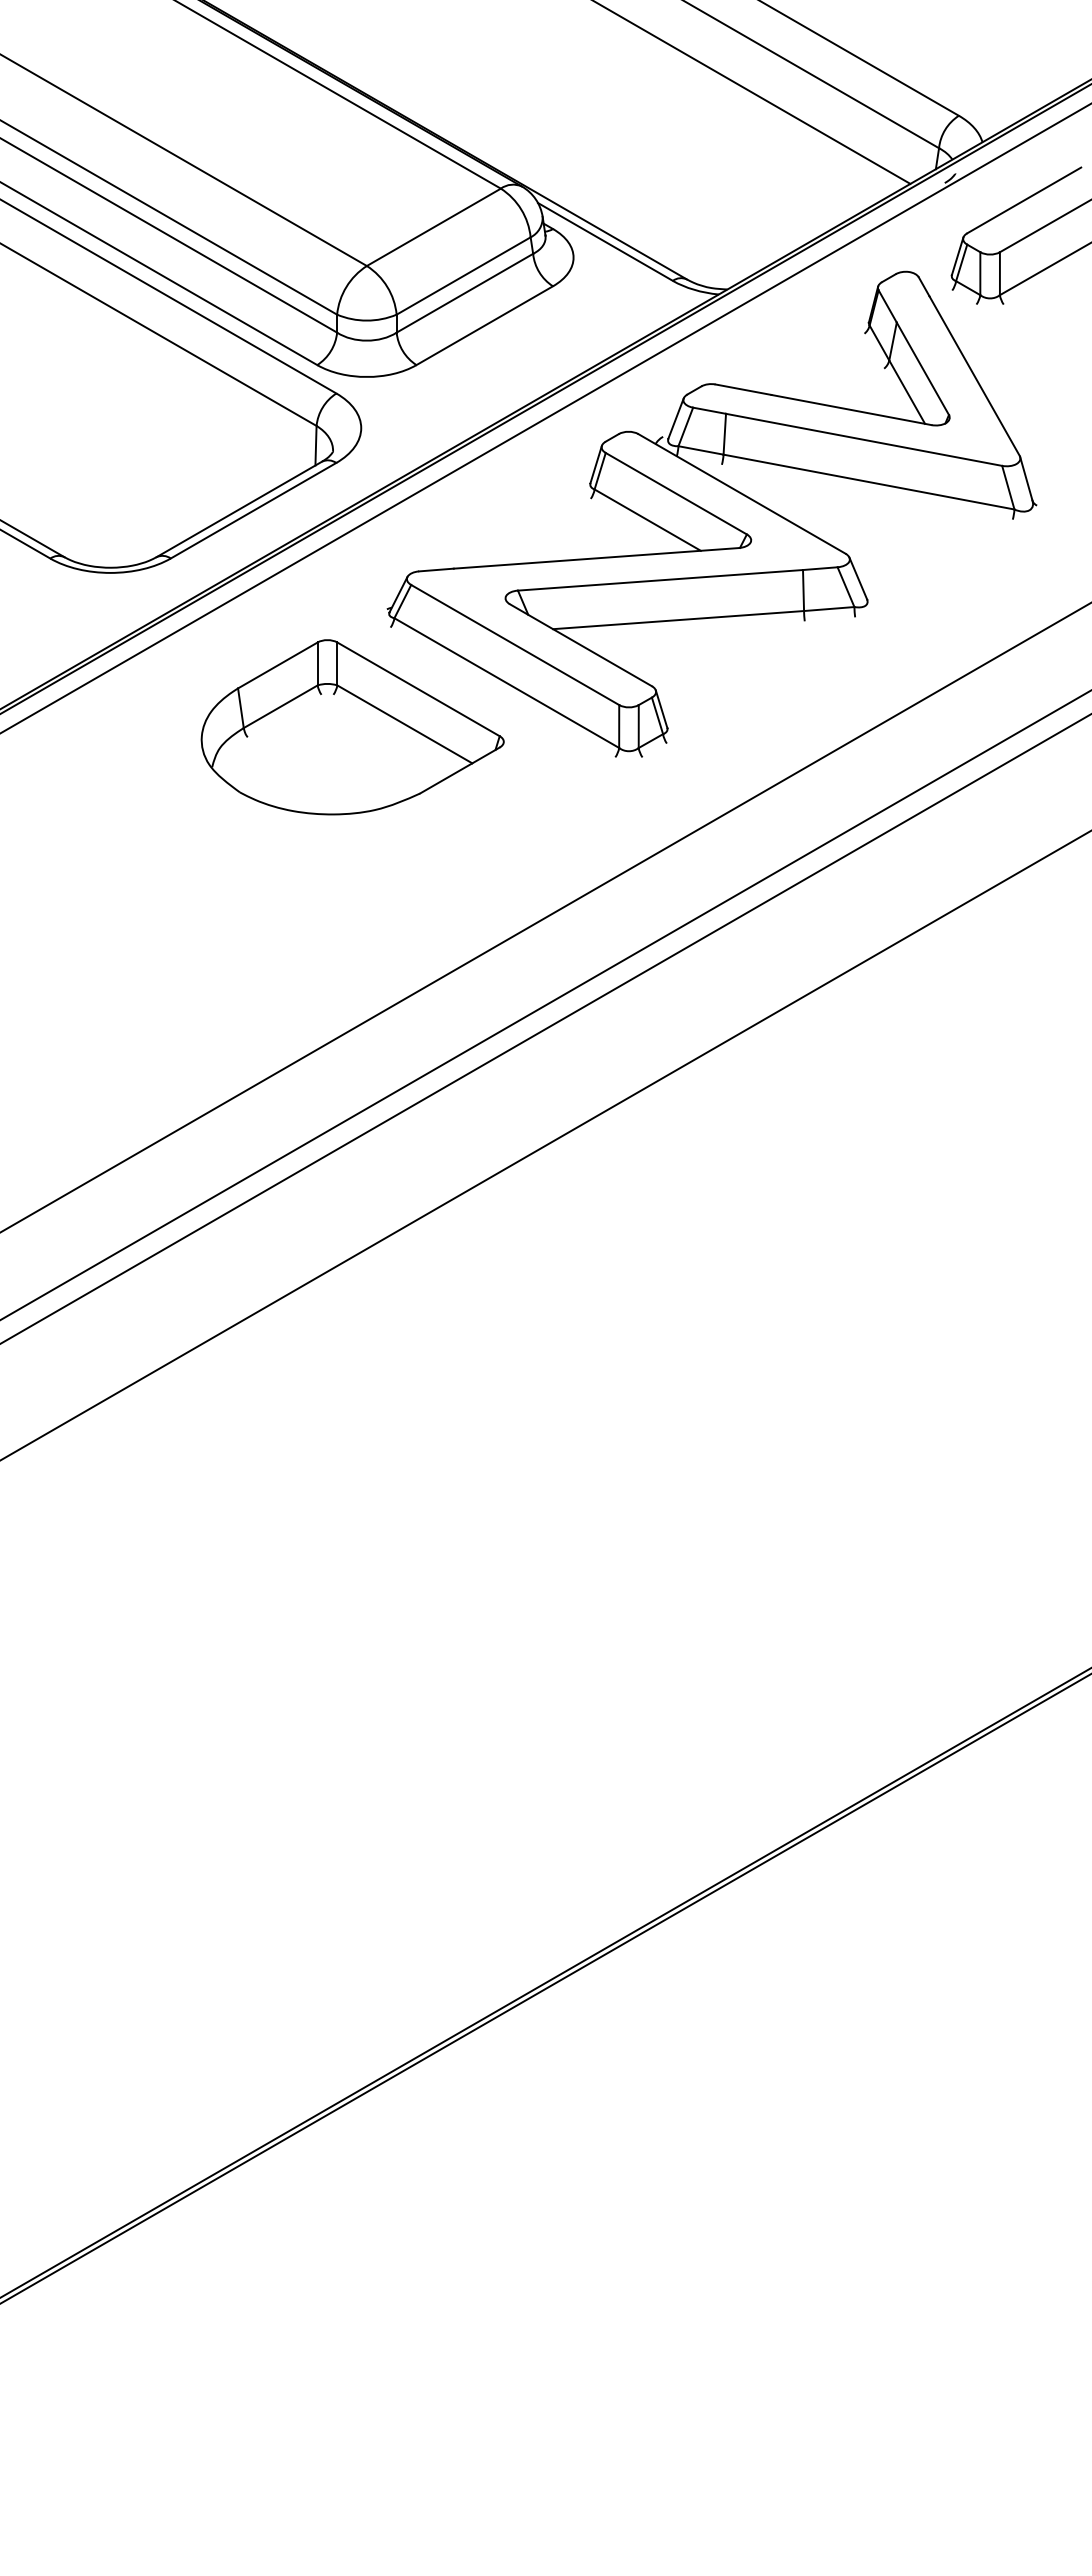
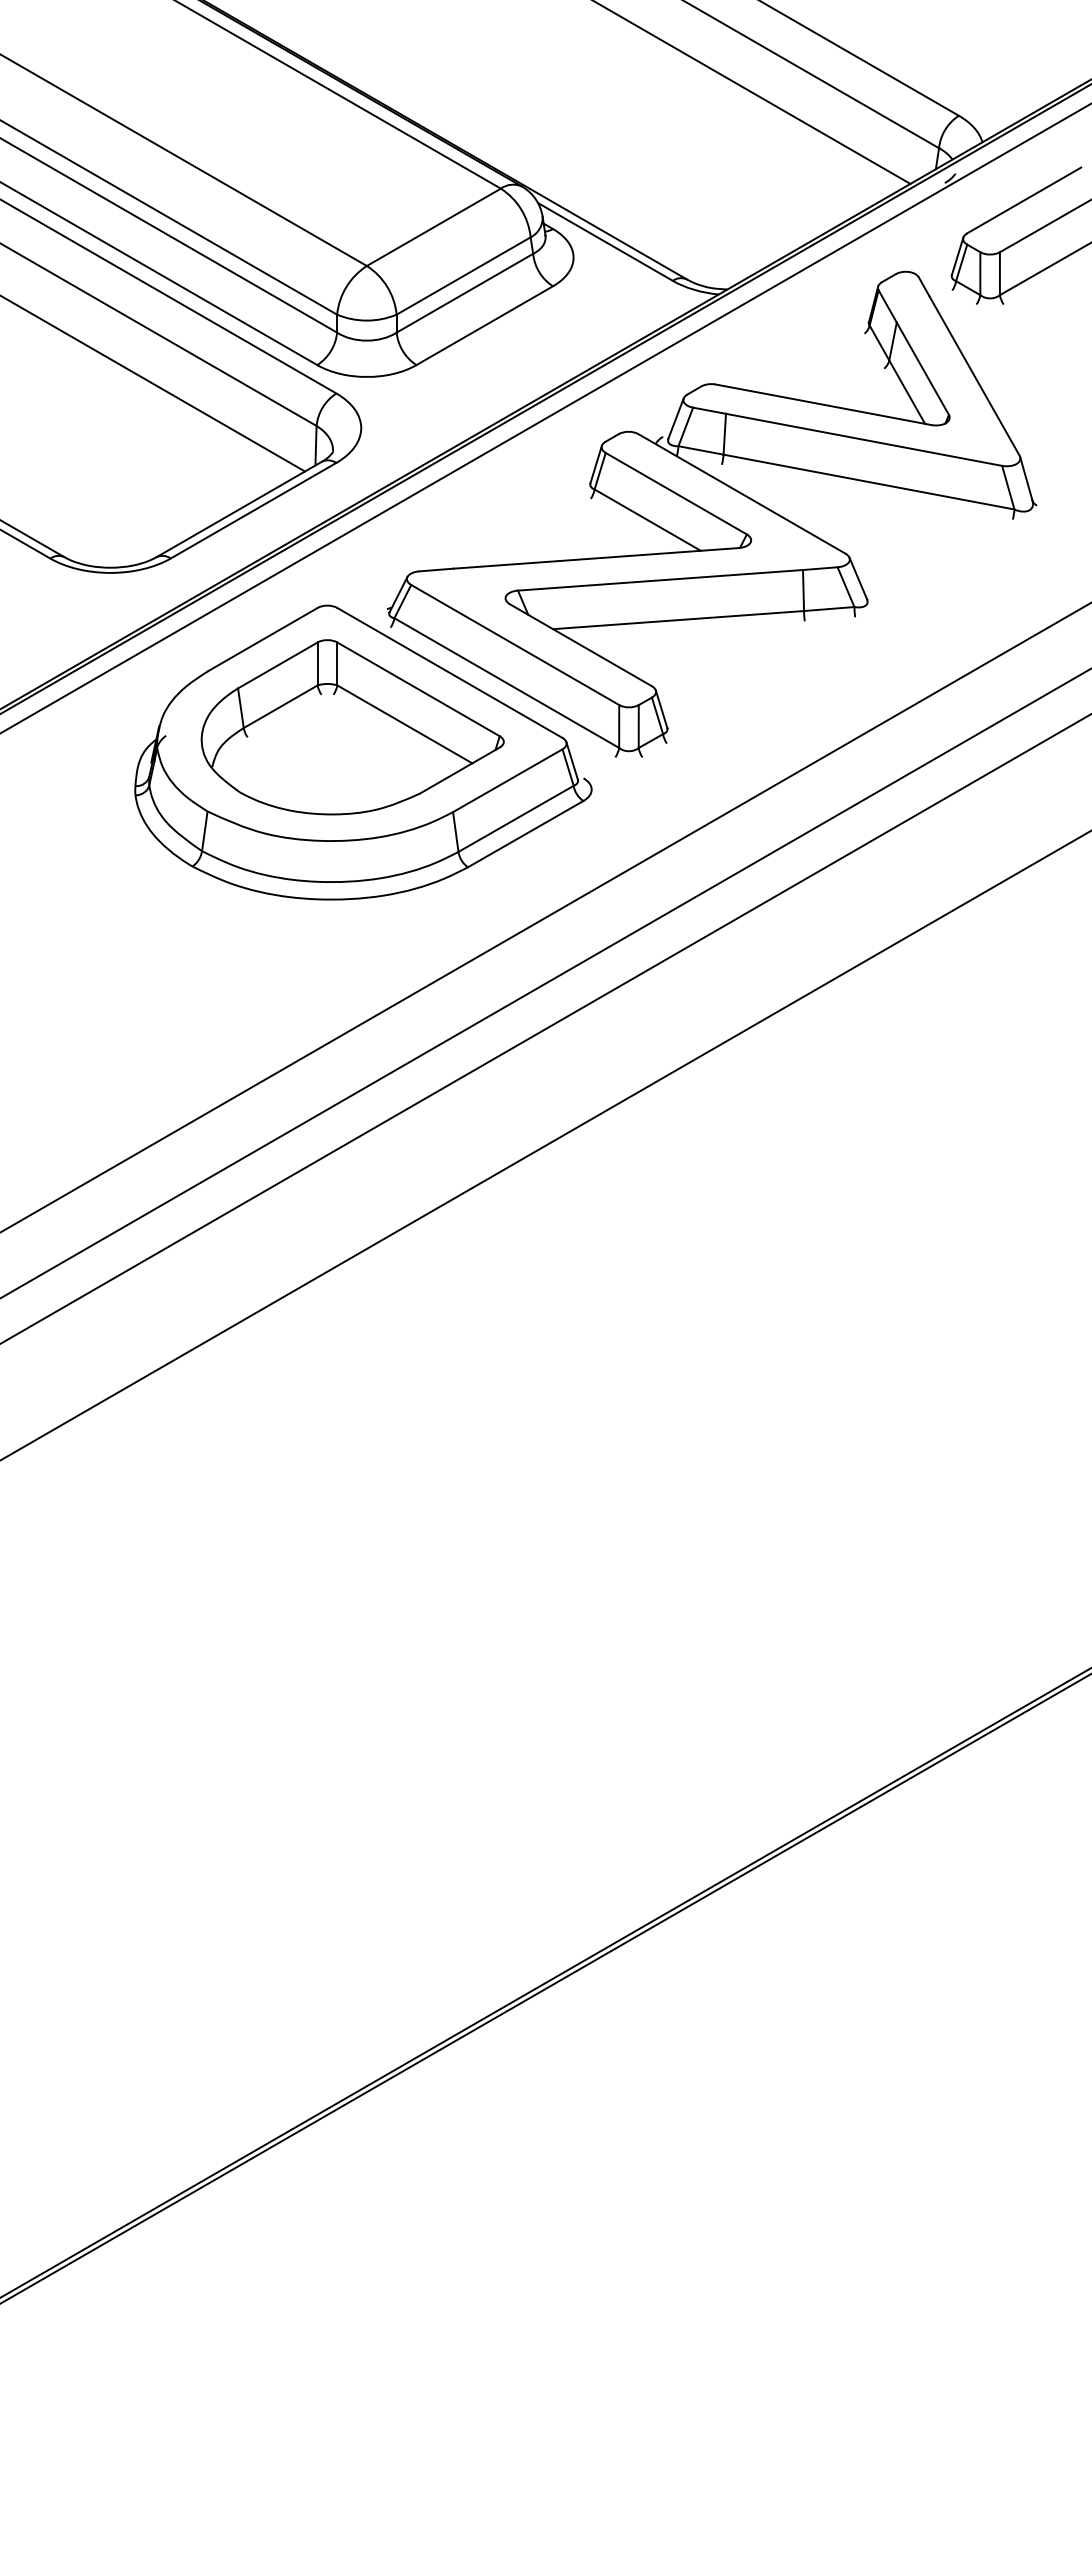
line: none -> present (153, 383)
part: none -> present (363, 752)
line position: (545, 1004) -> (545, 983) (545, 983)
